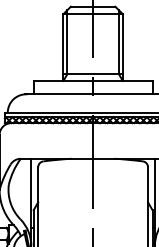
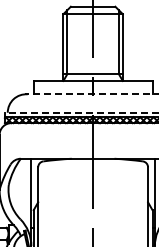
line: solid -> dashed (91, 94)
line: solid -> dashed (81, 112)
